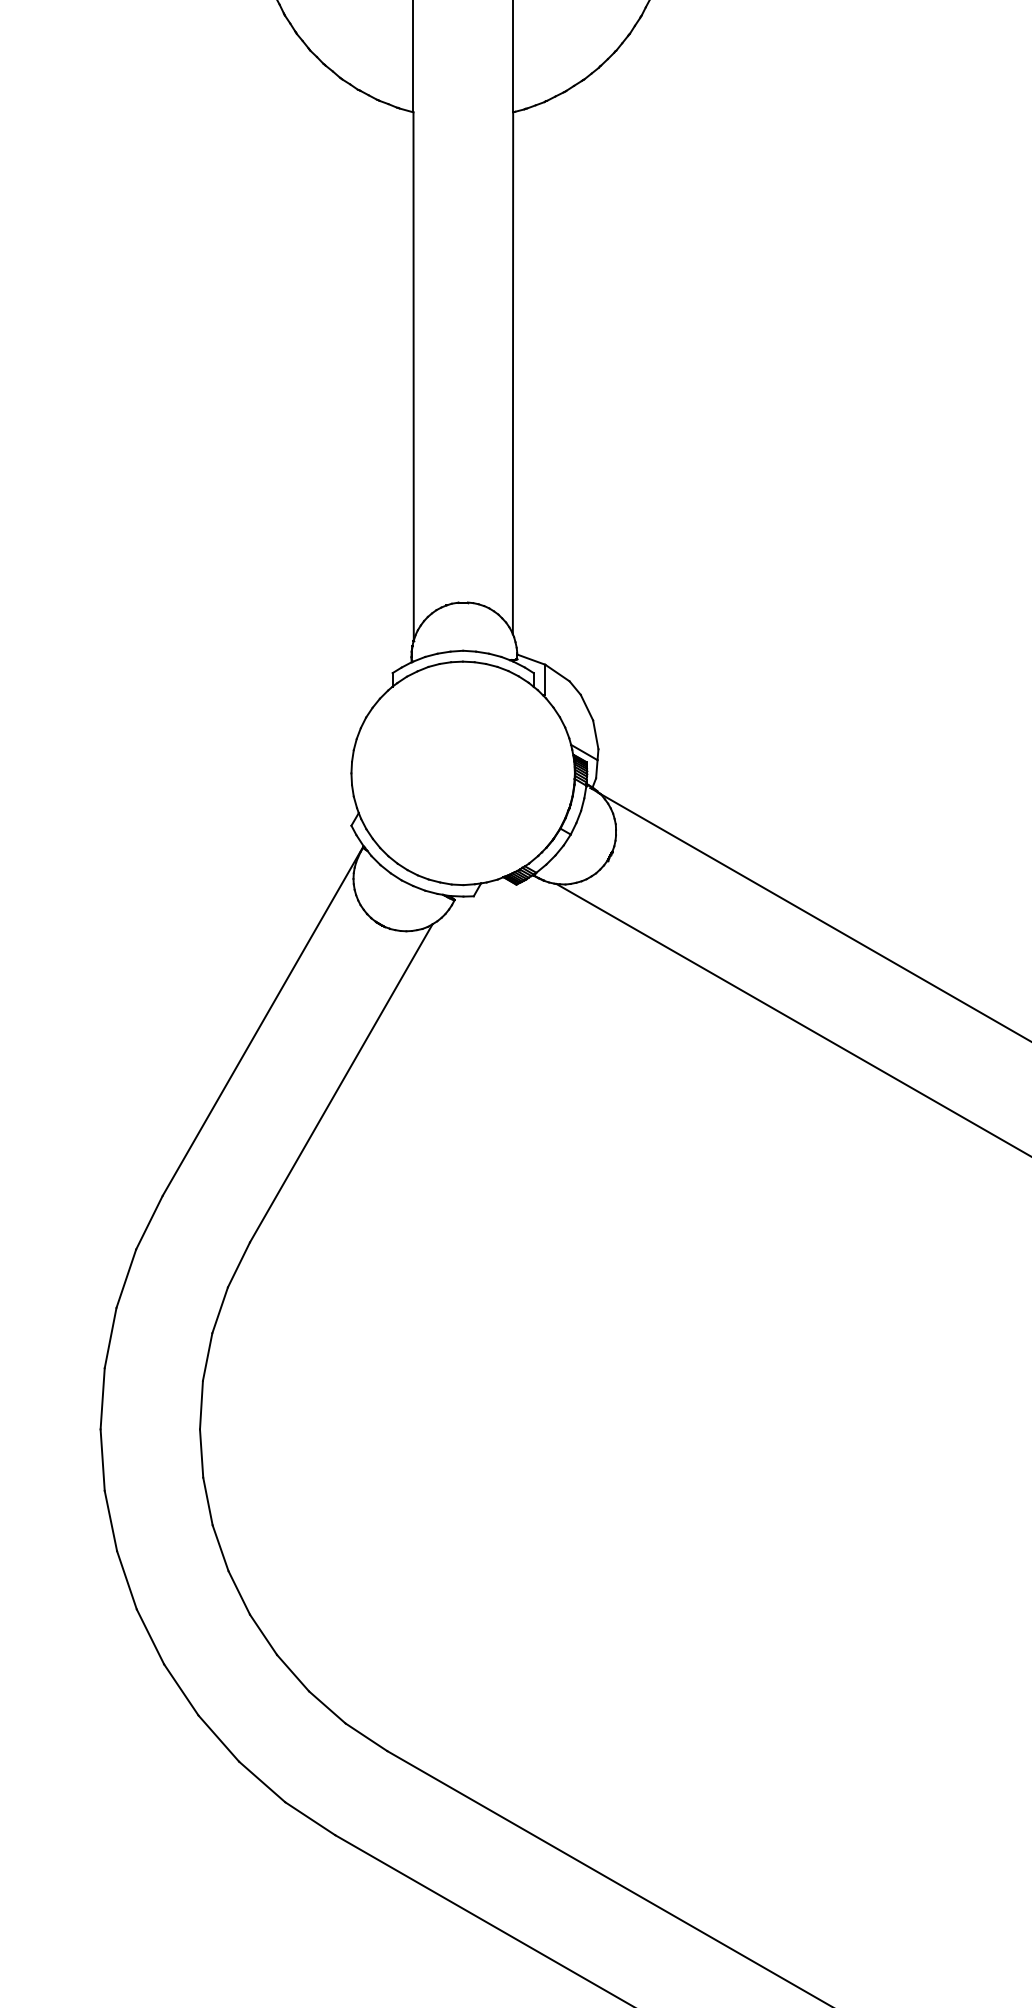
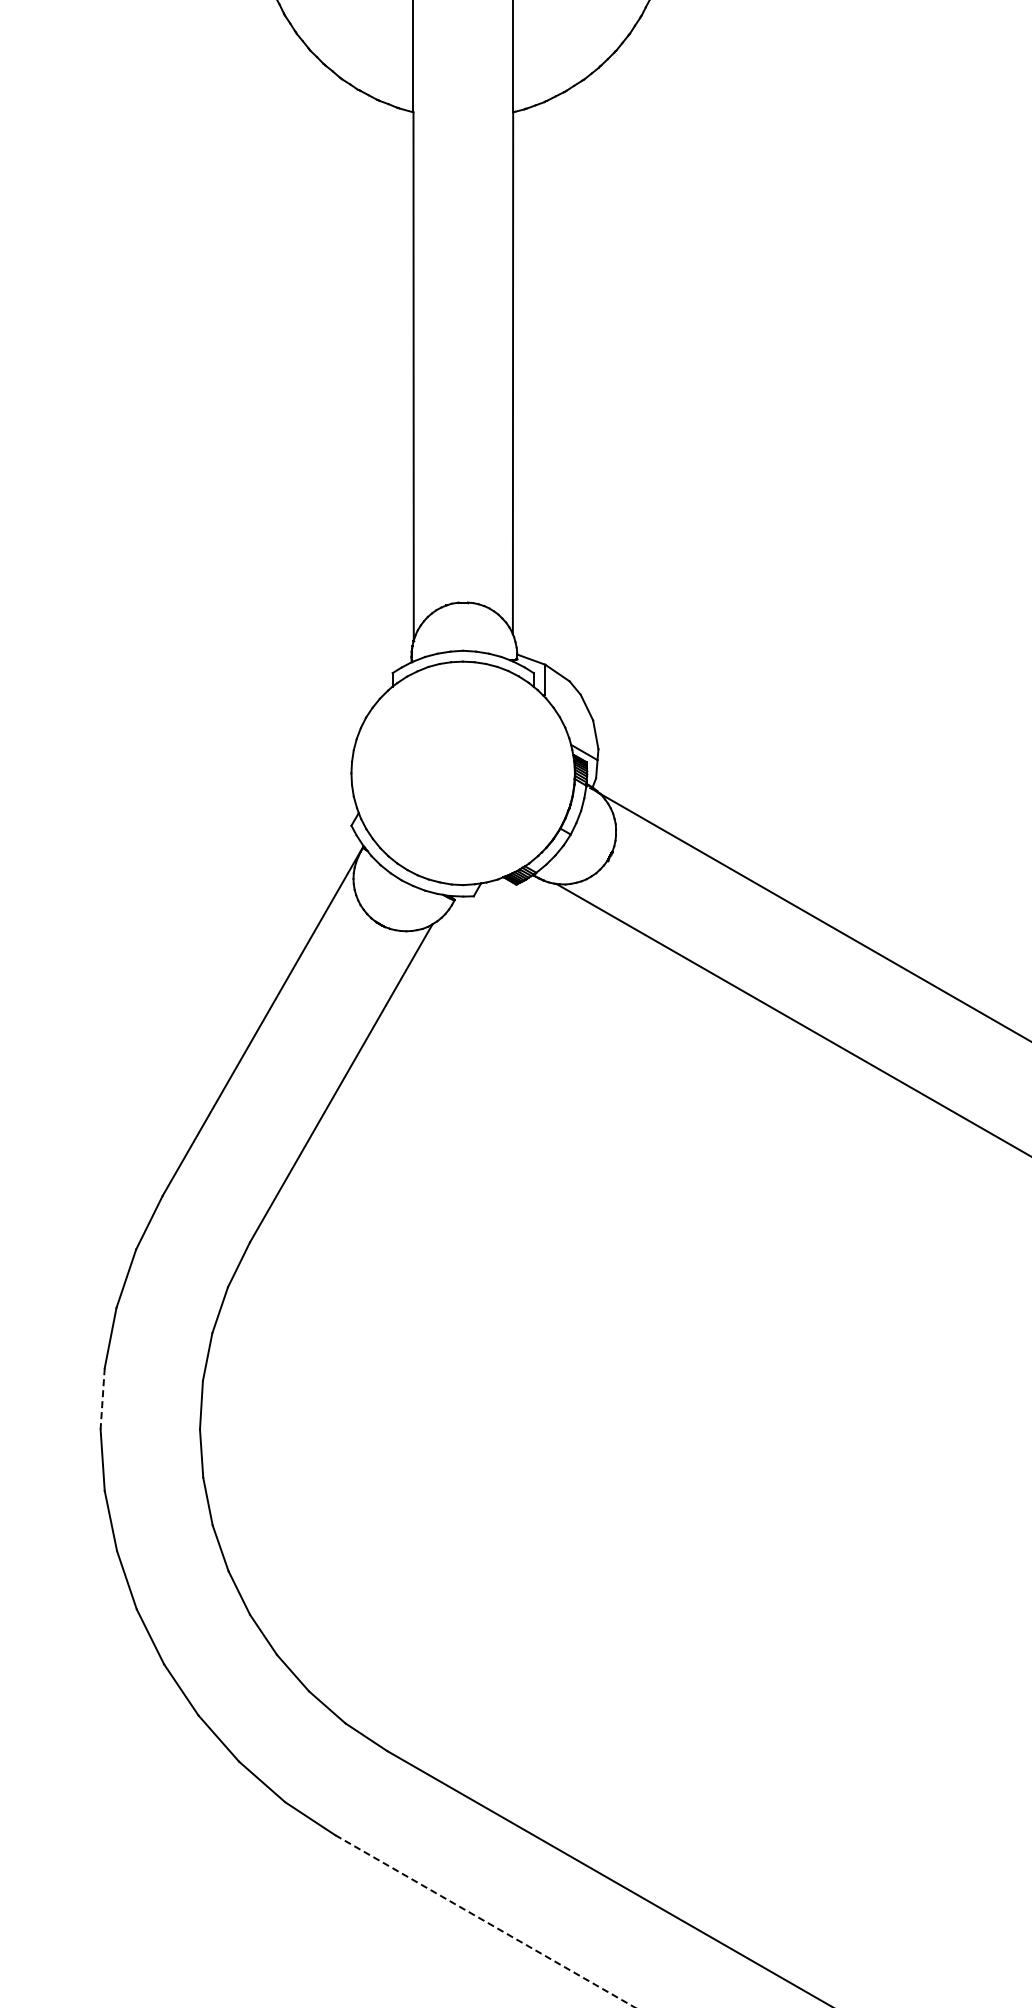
line: solid -> dashed (102, 1398)
line: solid -> dashed (485, 1921)
